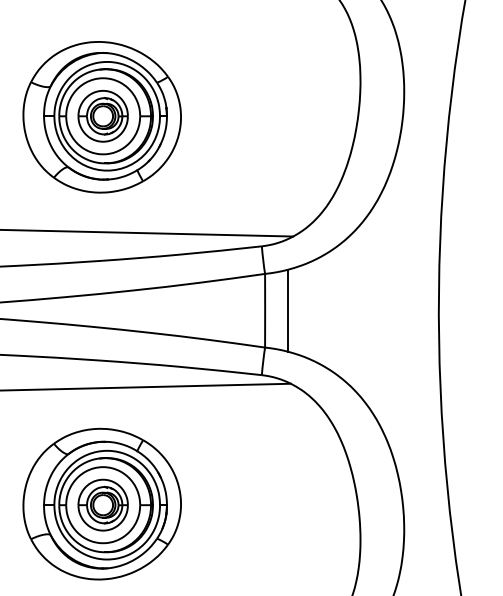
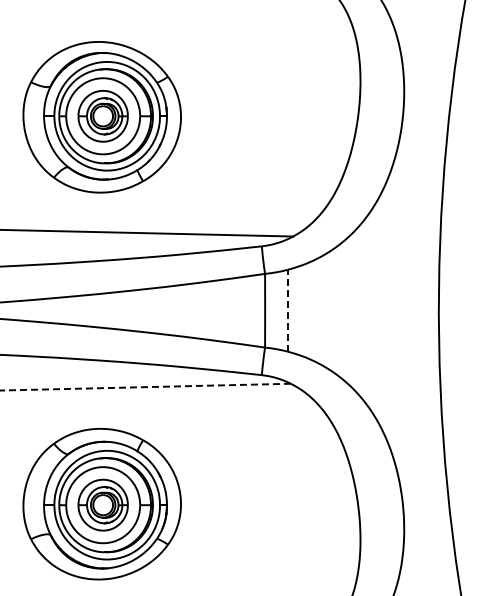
line: solid -> dashed (287, 310)
line: solid -> dashed (145, 387)
